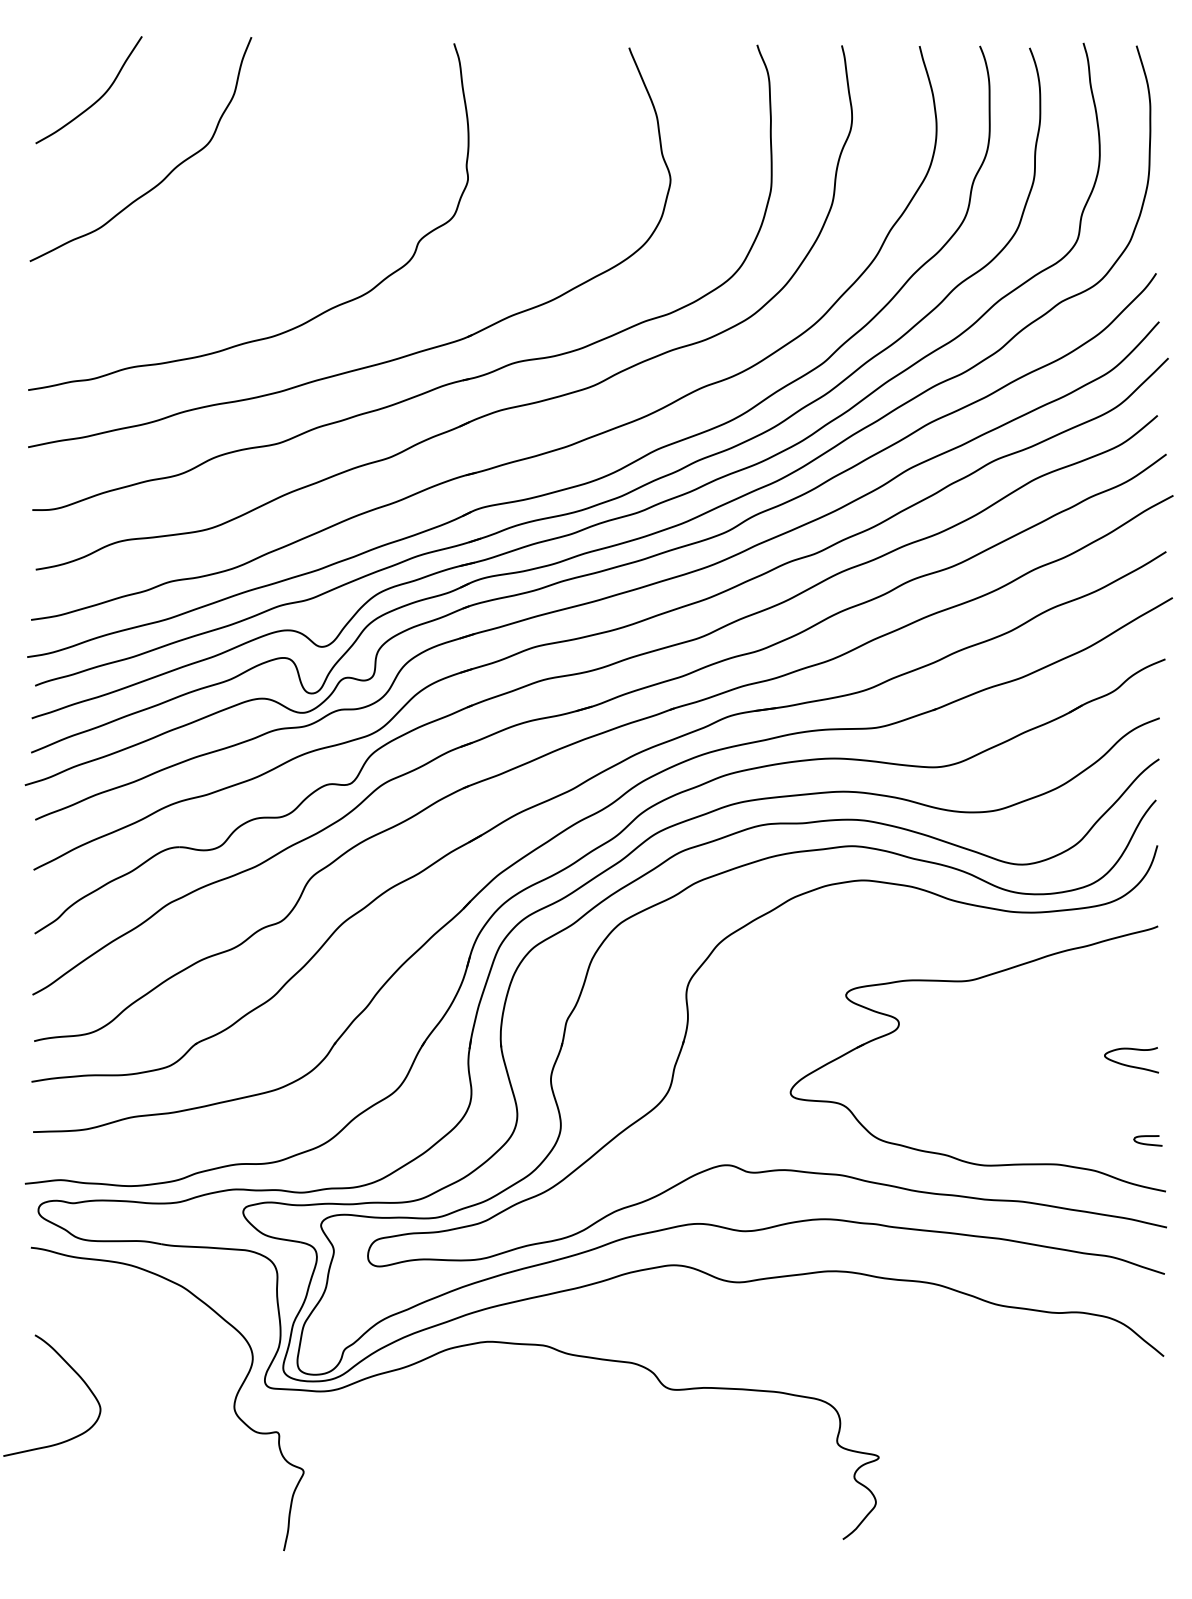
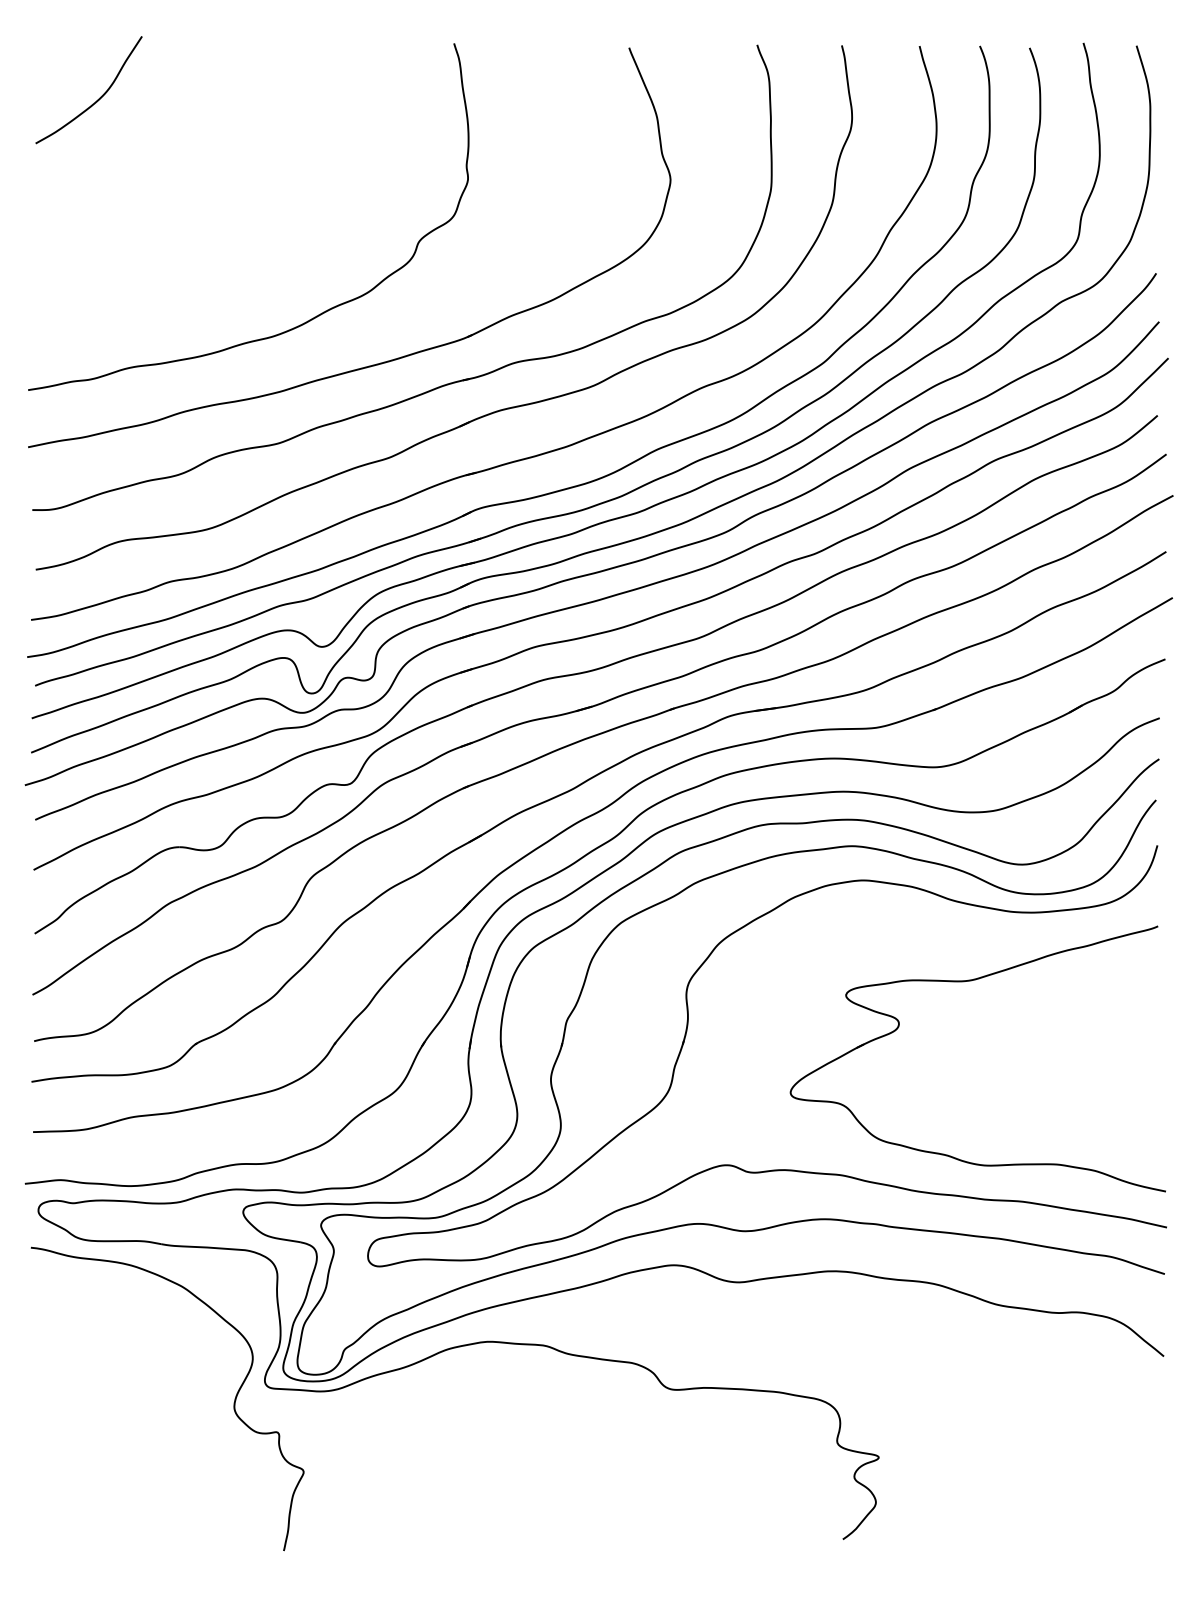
curve: present -> none (166, 175)
curve: present -> none (1131, 1065)
curve: present -> none (1147, 1143)
curve: present -> none (74, 1372)
